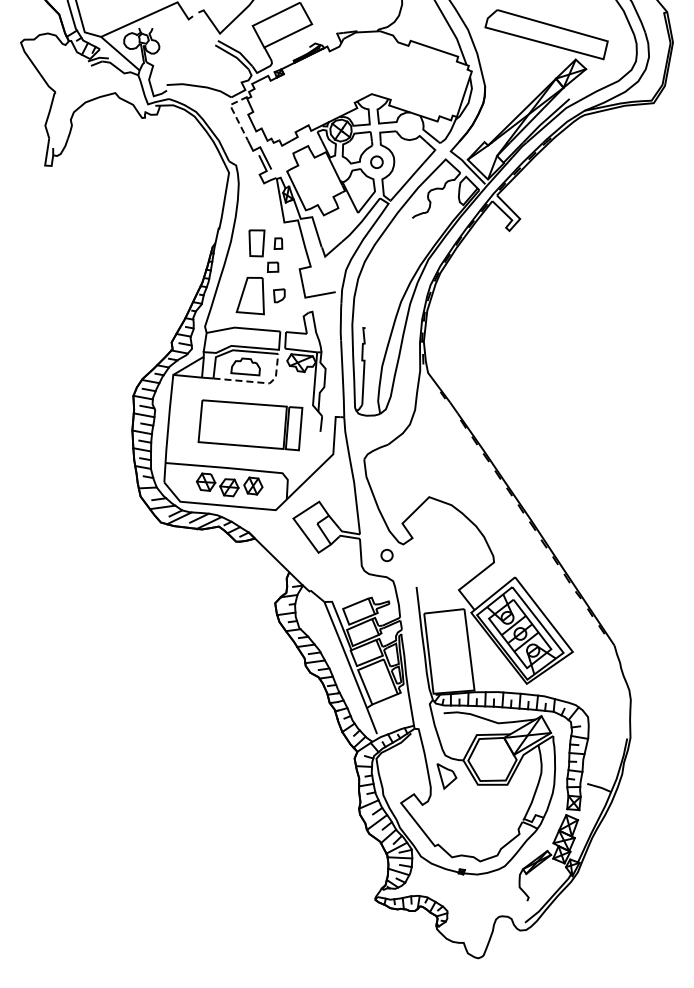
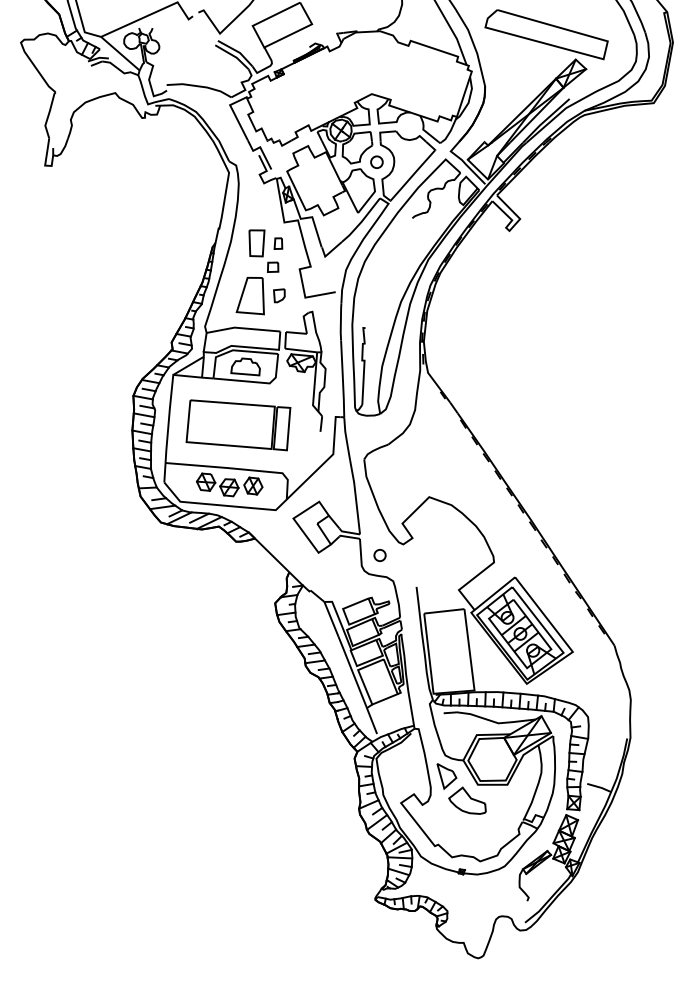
line: dashed -> solid (234, 113)
line: dashed -> solid (258, 382)
part position: (250, 425) -> (238, 425) (238, 425)
circle position: (386, 555) -> (379, 555) (379, 555)
part: none -> present (467, 800)
